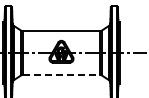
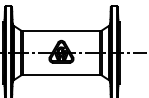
line: dashed -> solid (61, 74)
